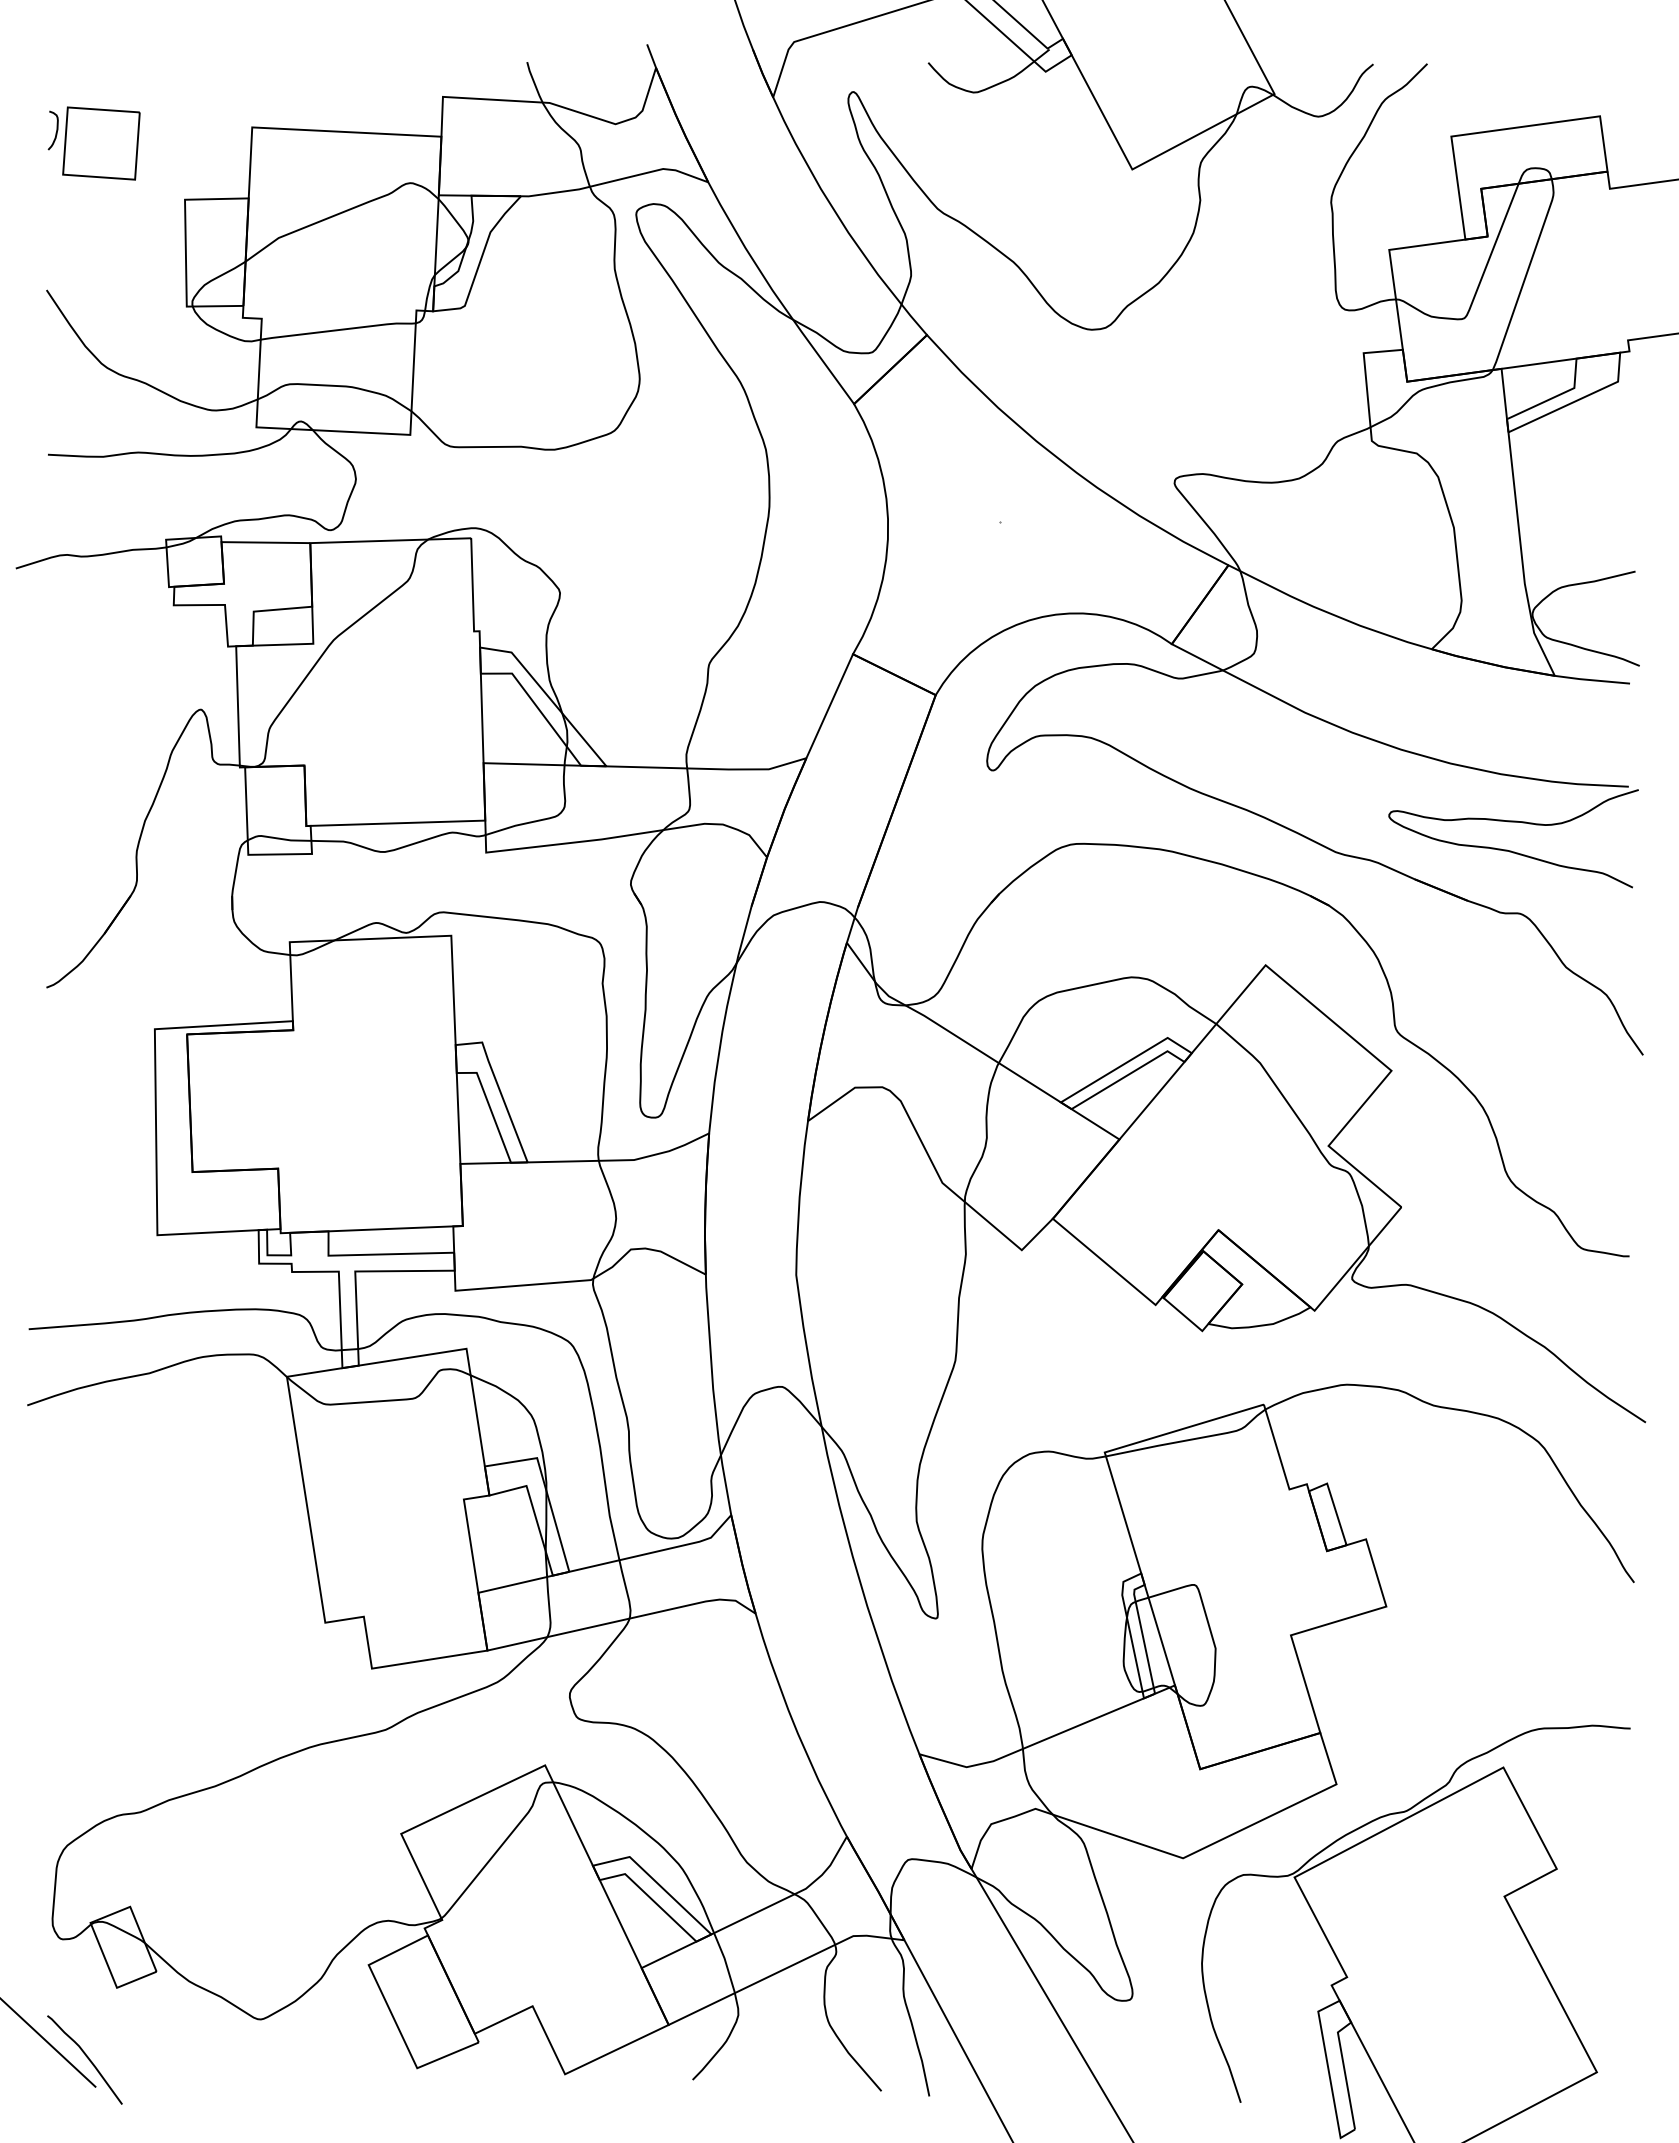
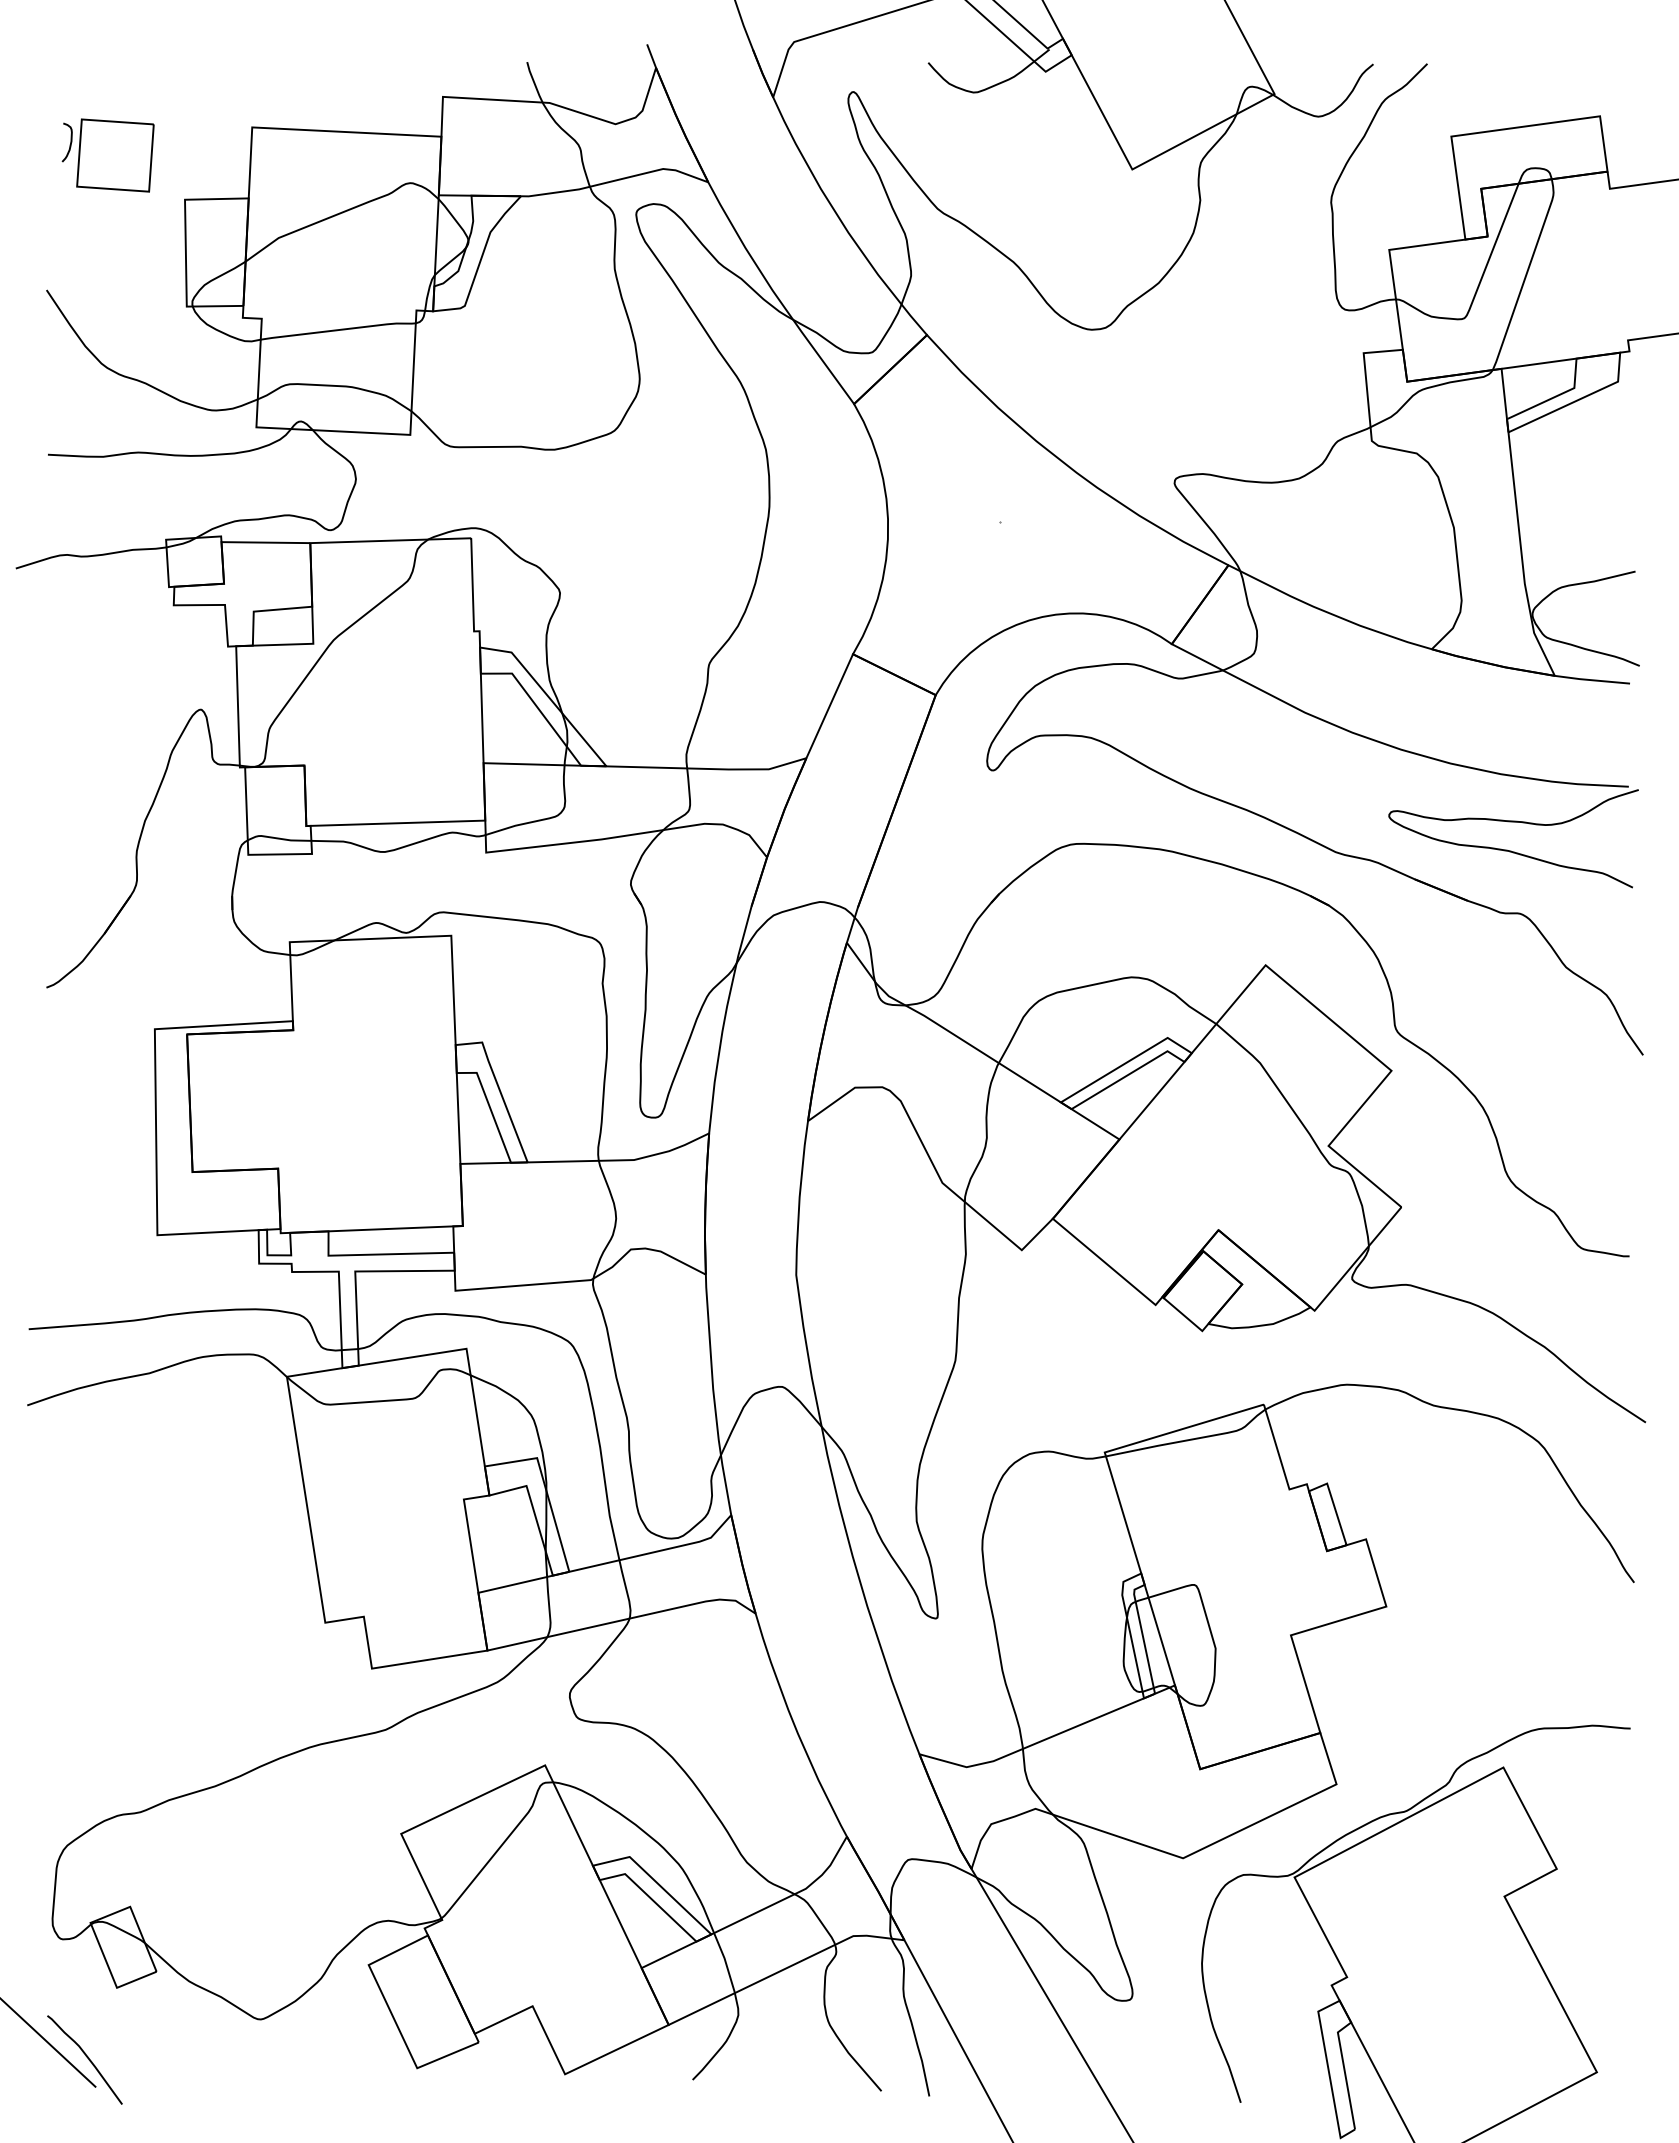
part position: (93, 143) -> (107, 155) (107, 155)
